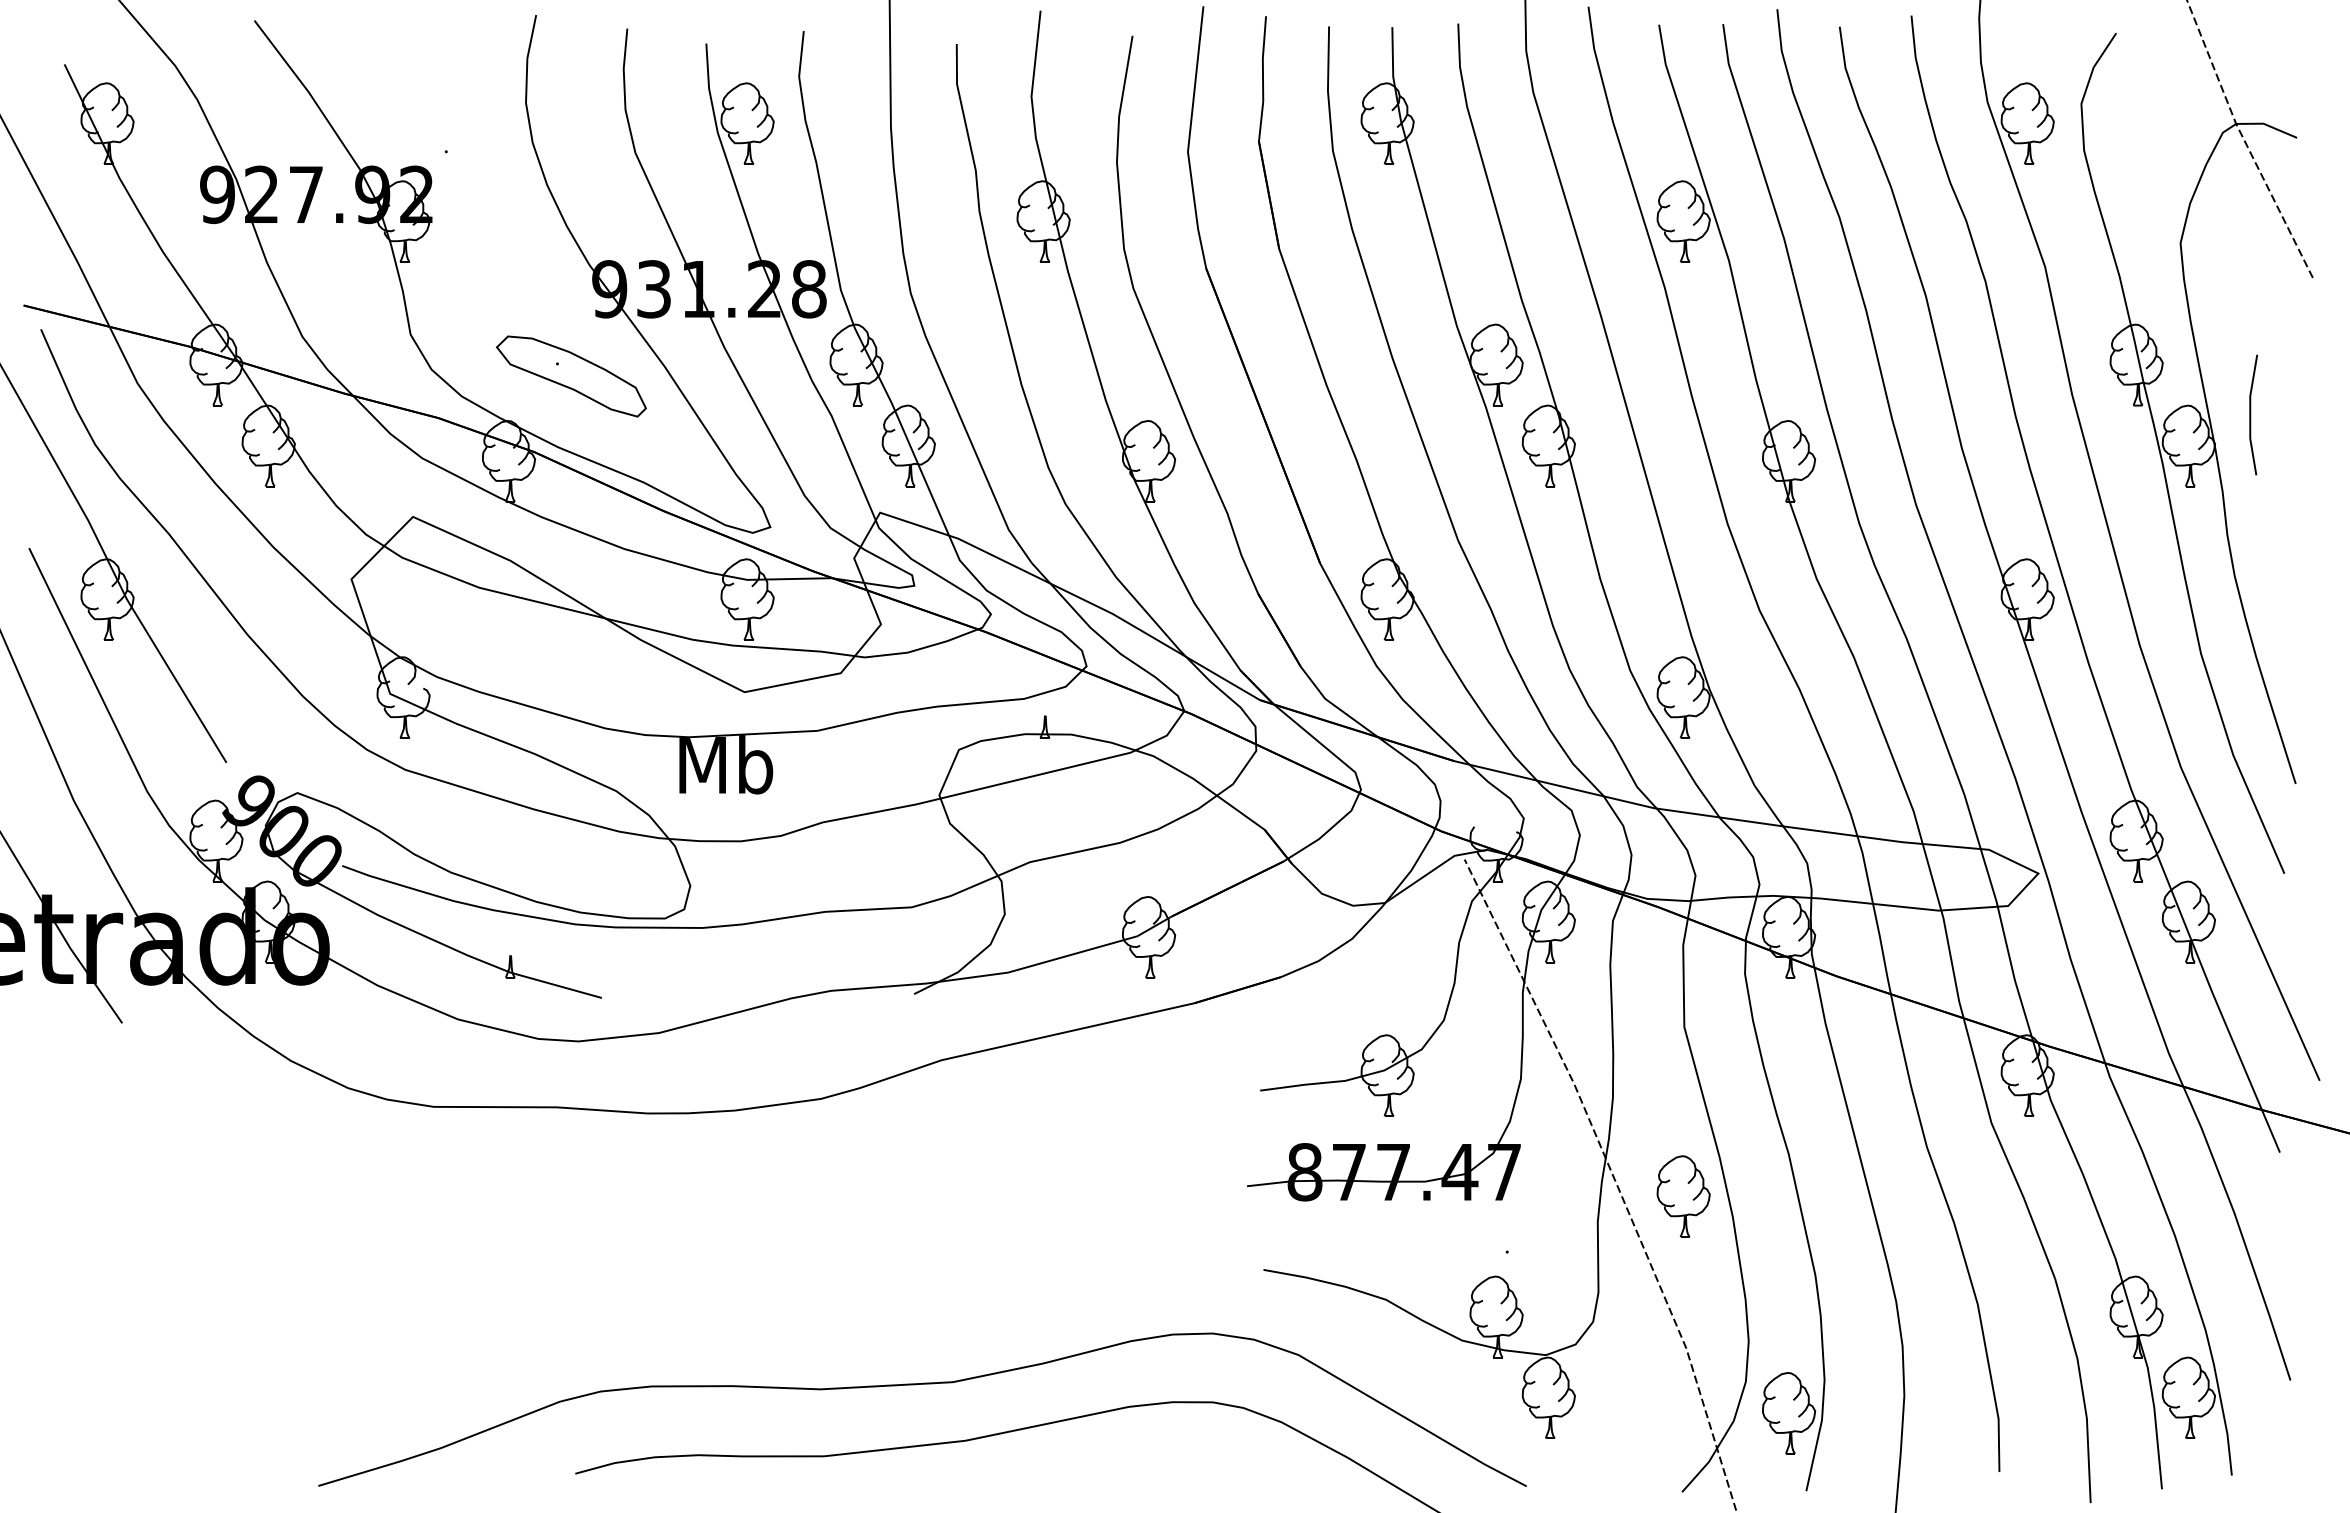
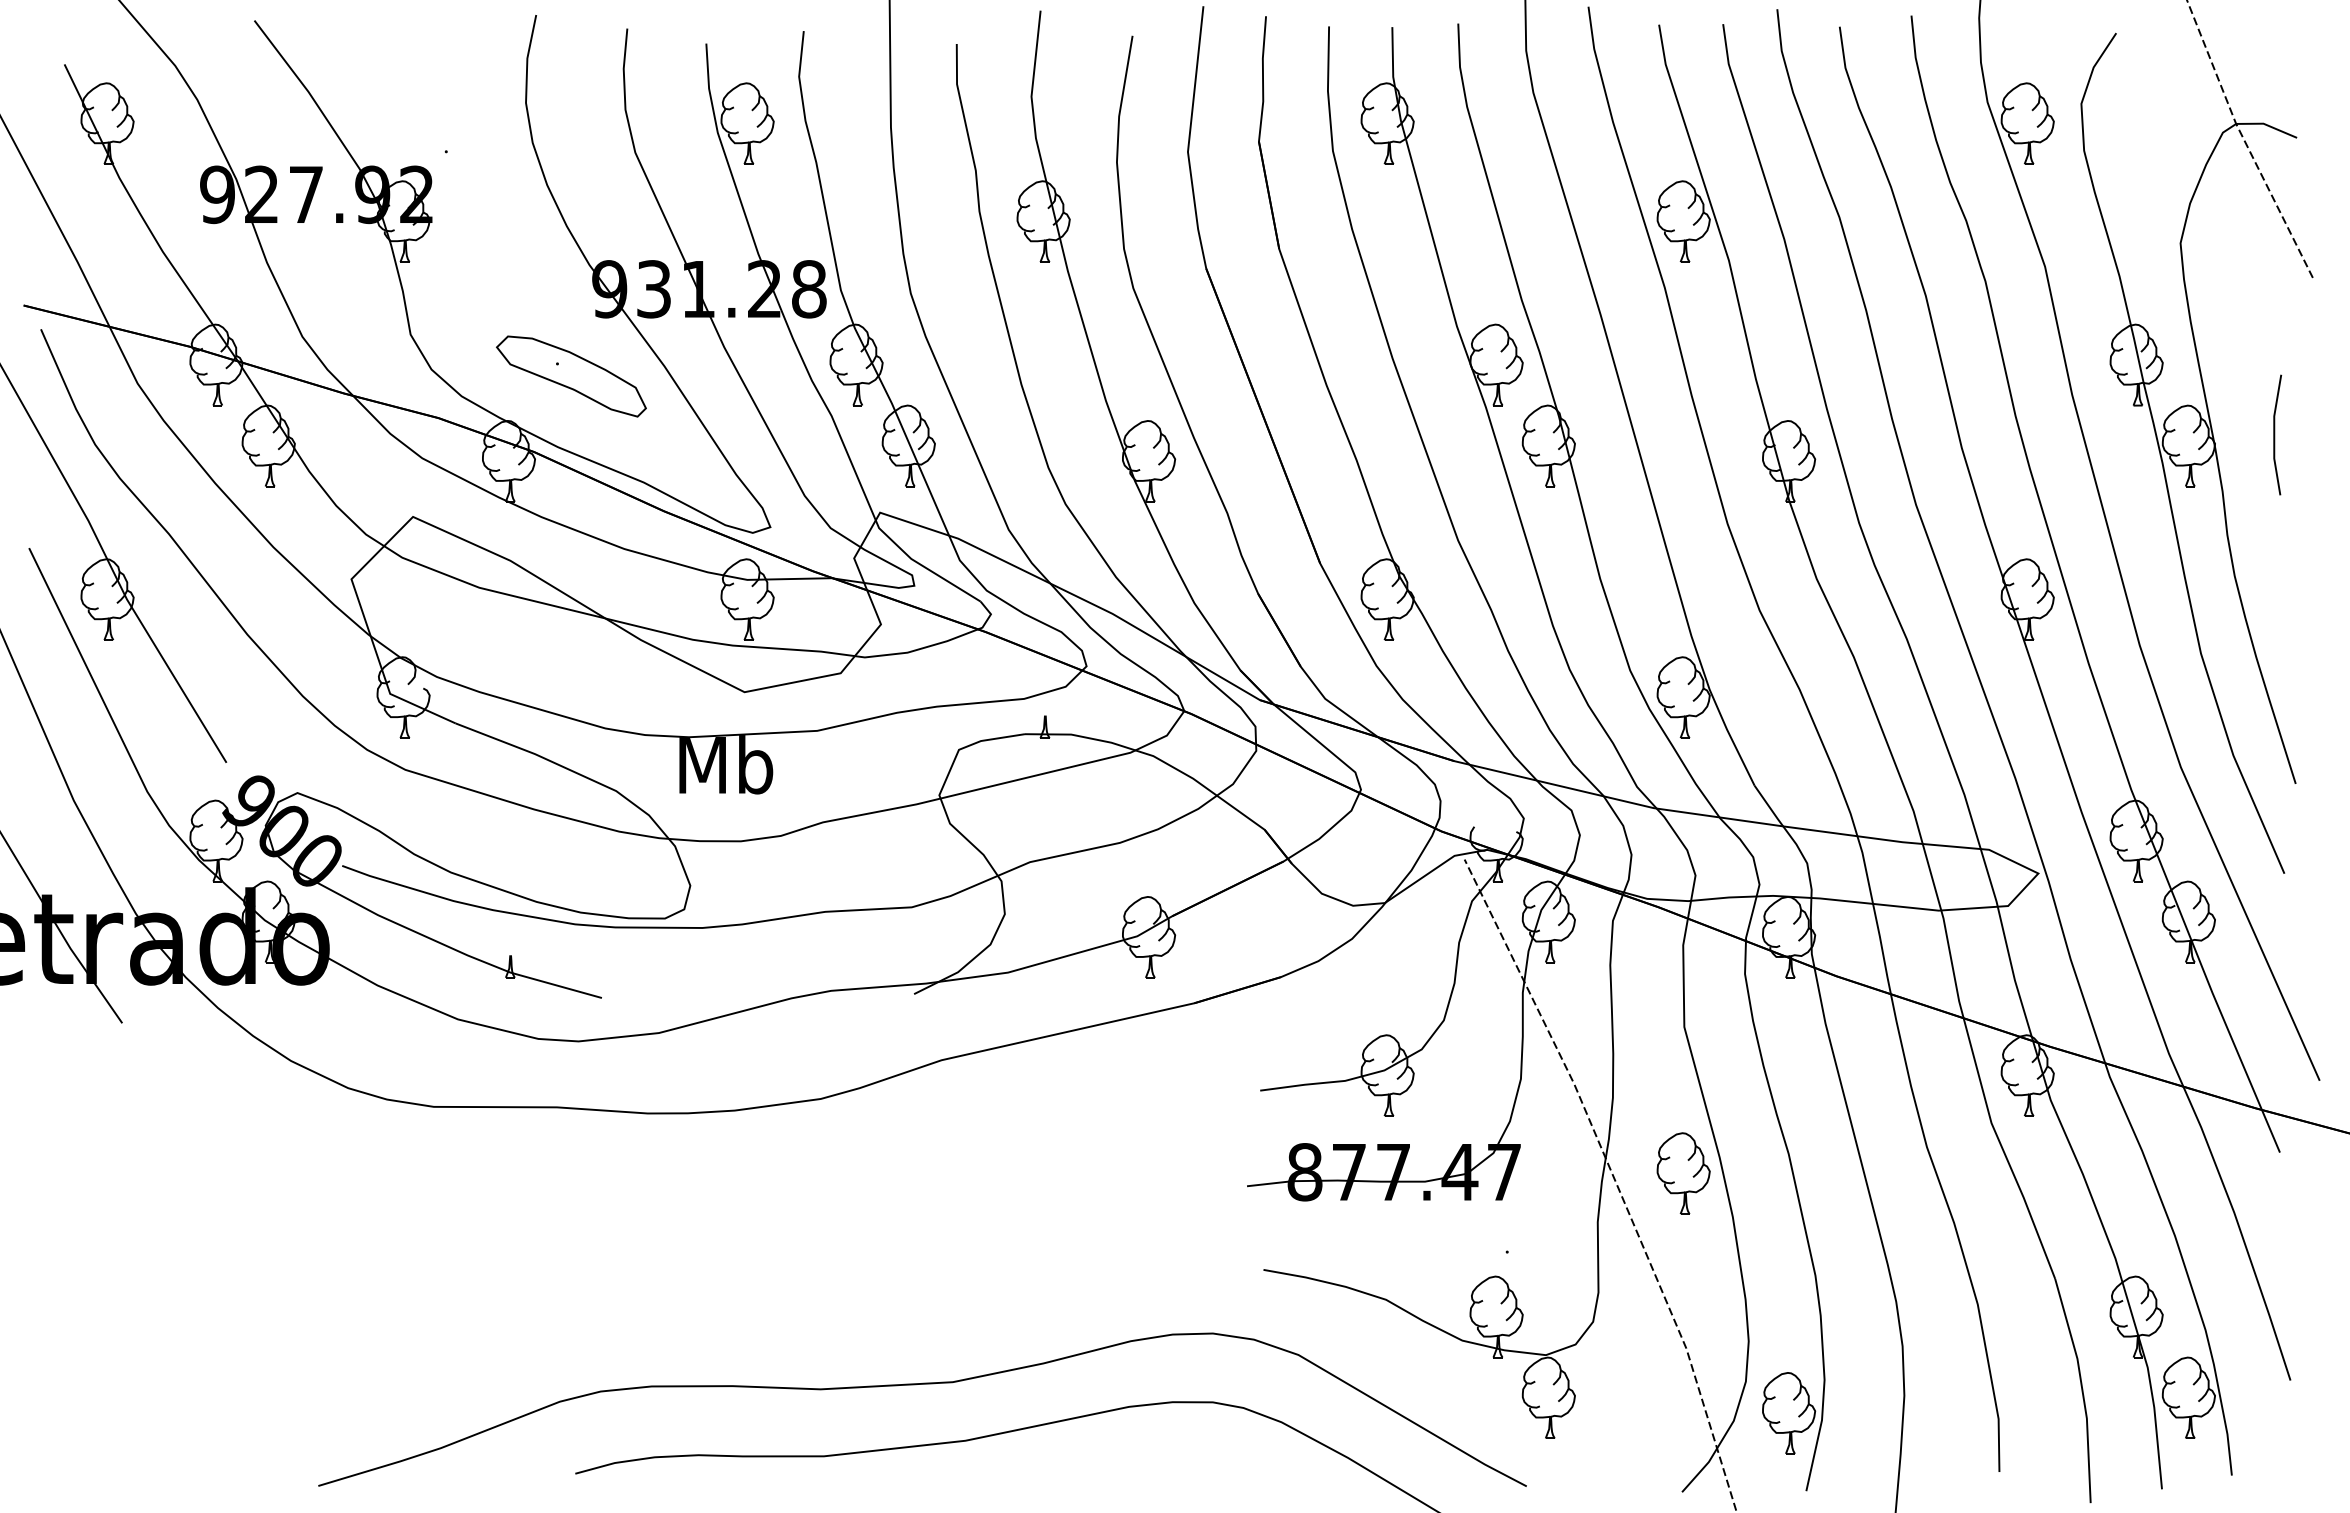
line position: (2251, 414) -> (2275, 434) (2275, 434)
part position: (1683, 1196) -> (1683, 1173) (1683, 1173)
